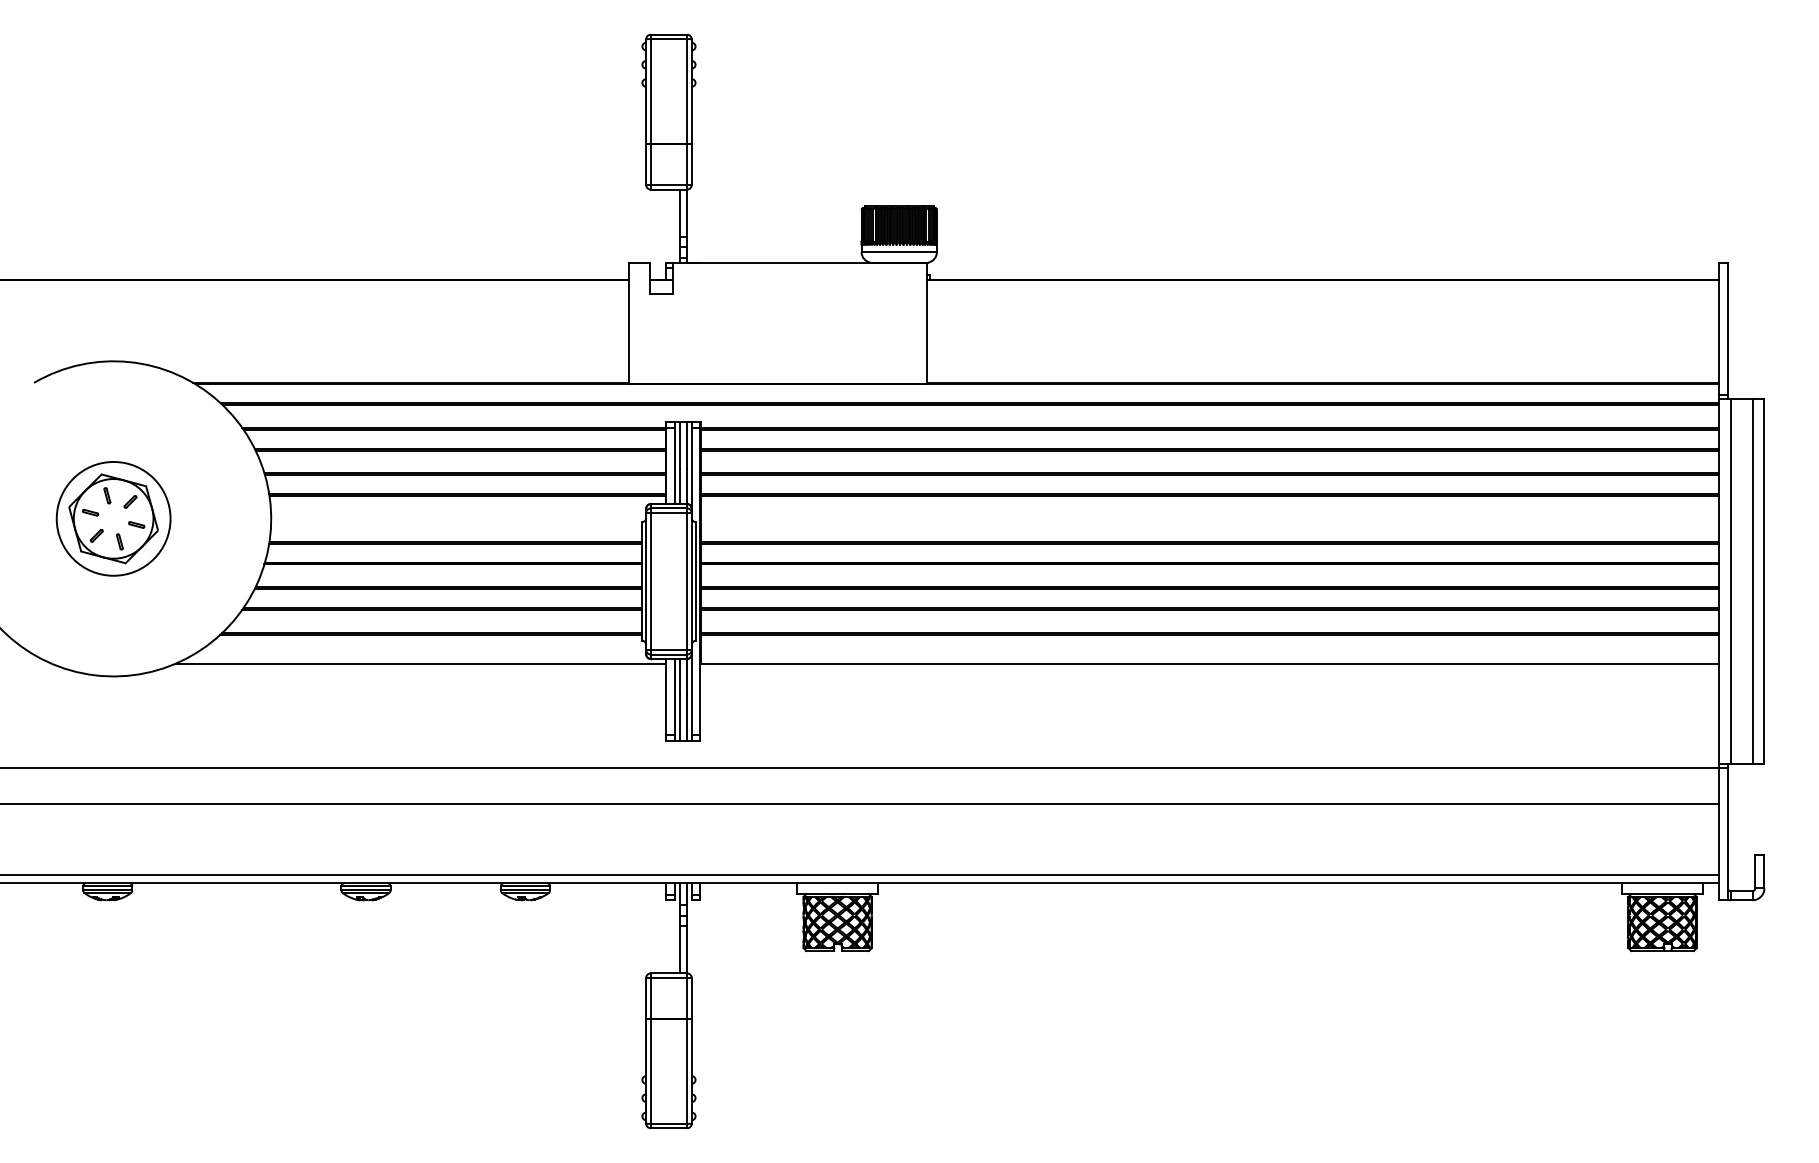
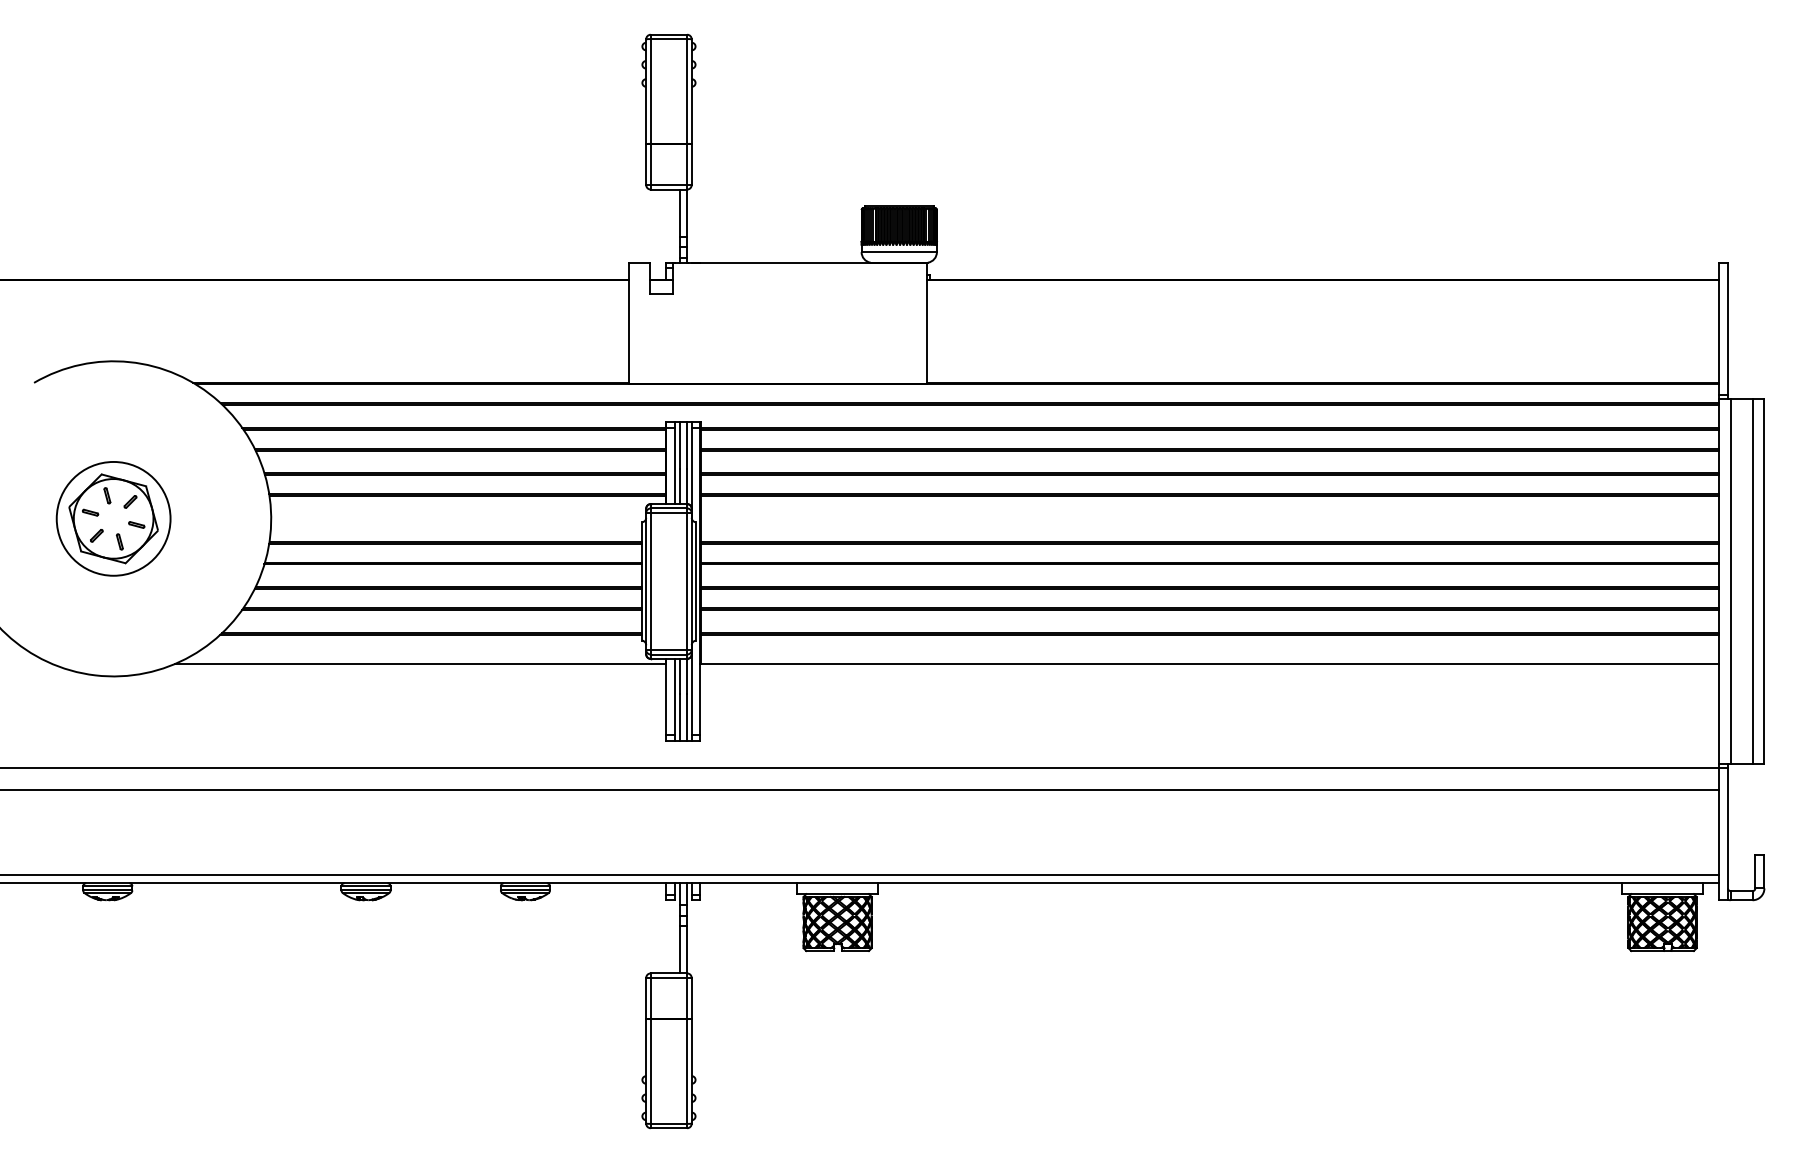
line position: (860, 804) -> (860, 790) (860, 790)
